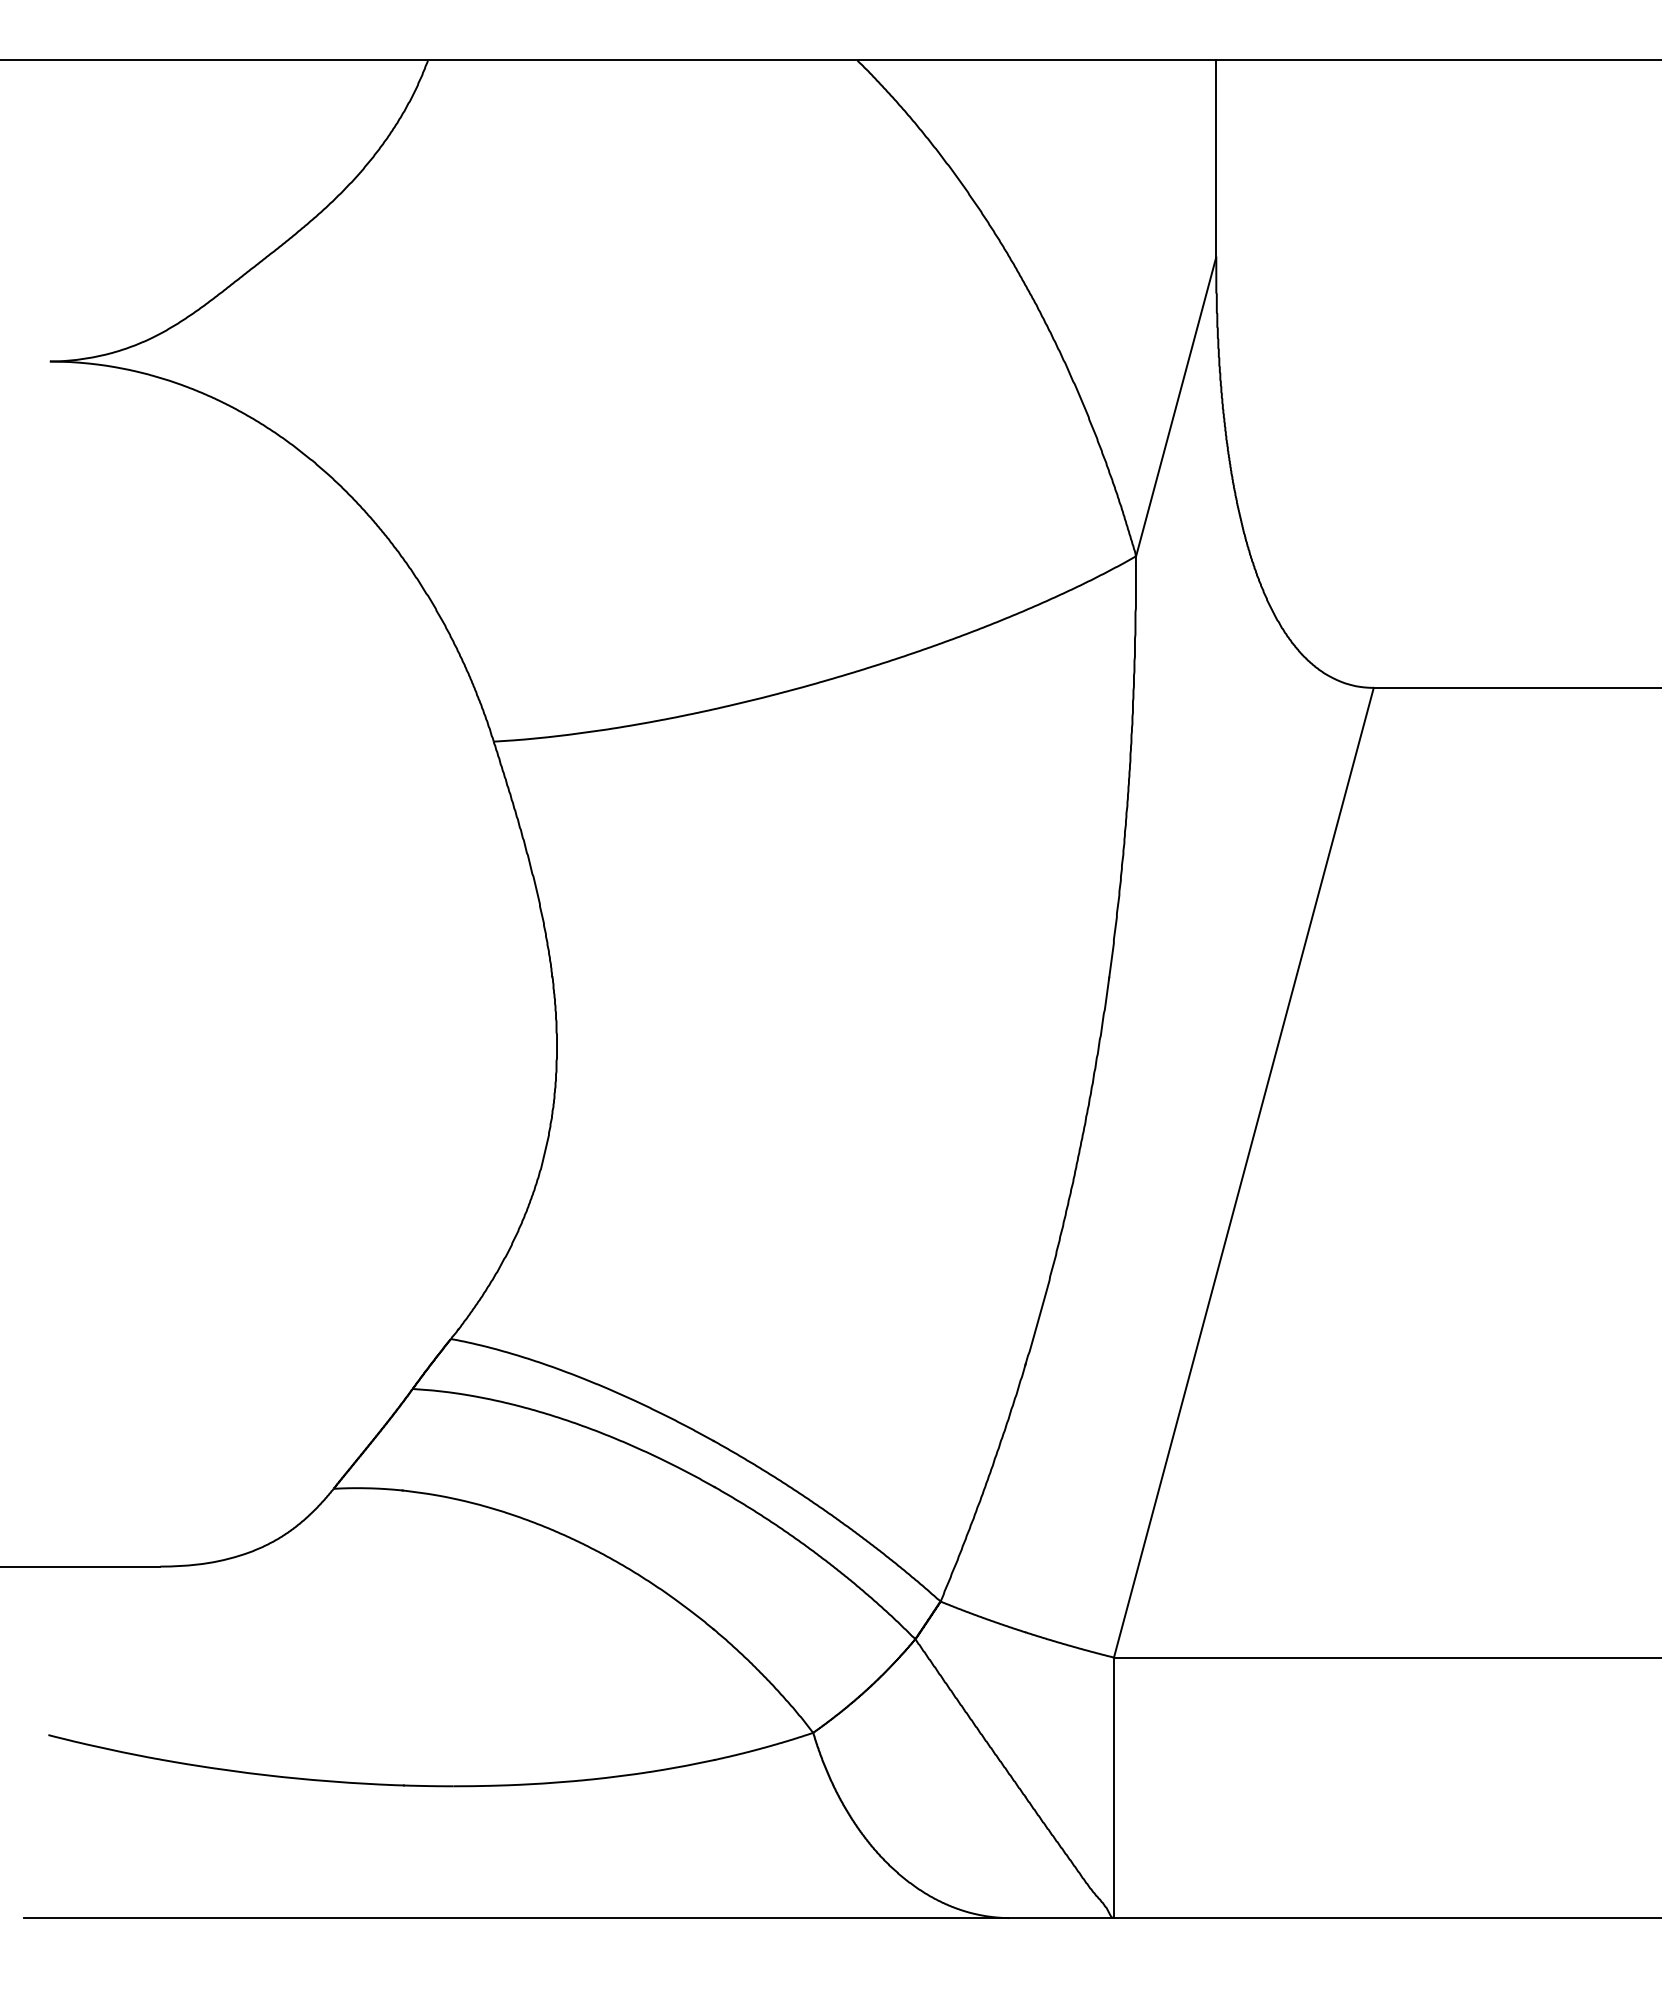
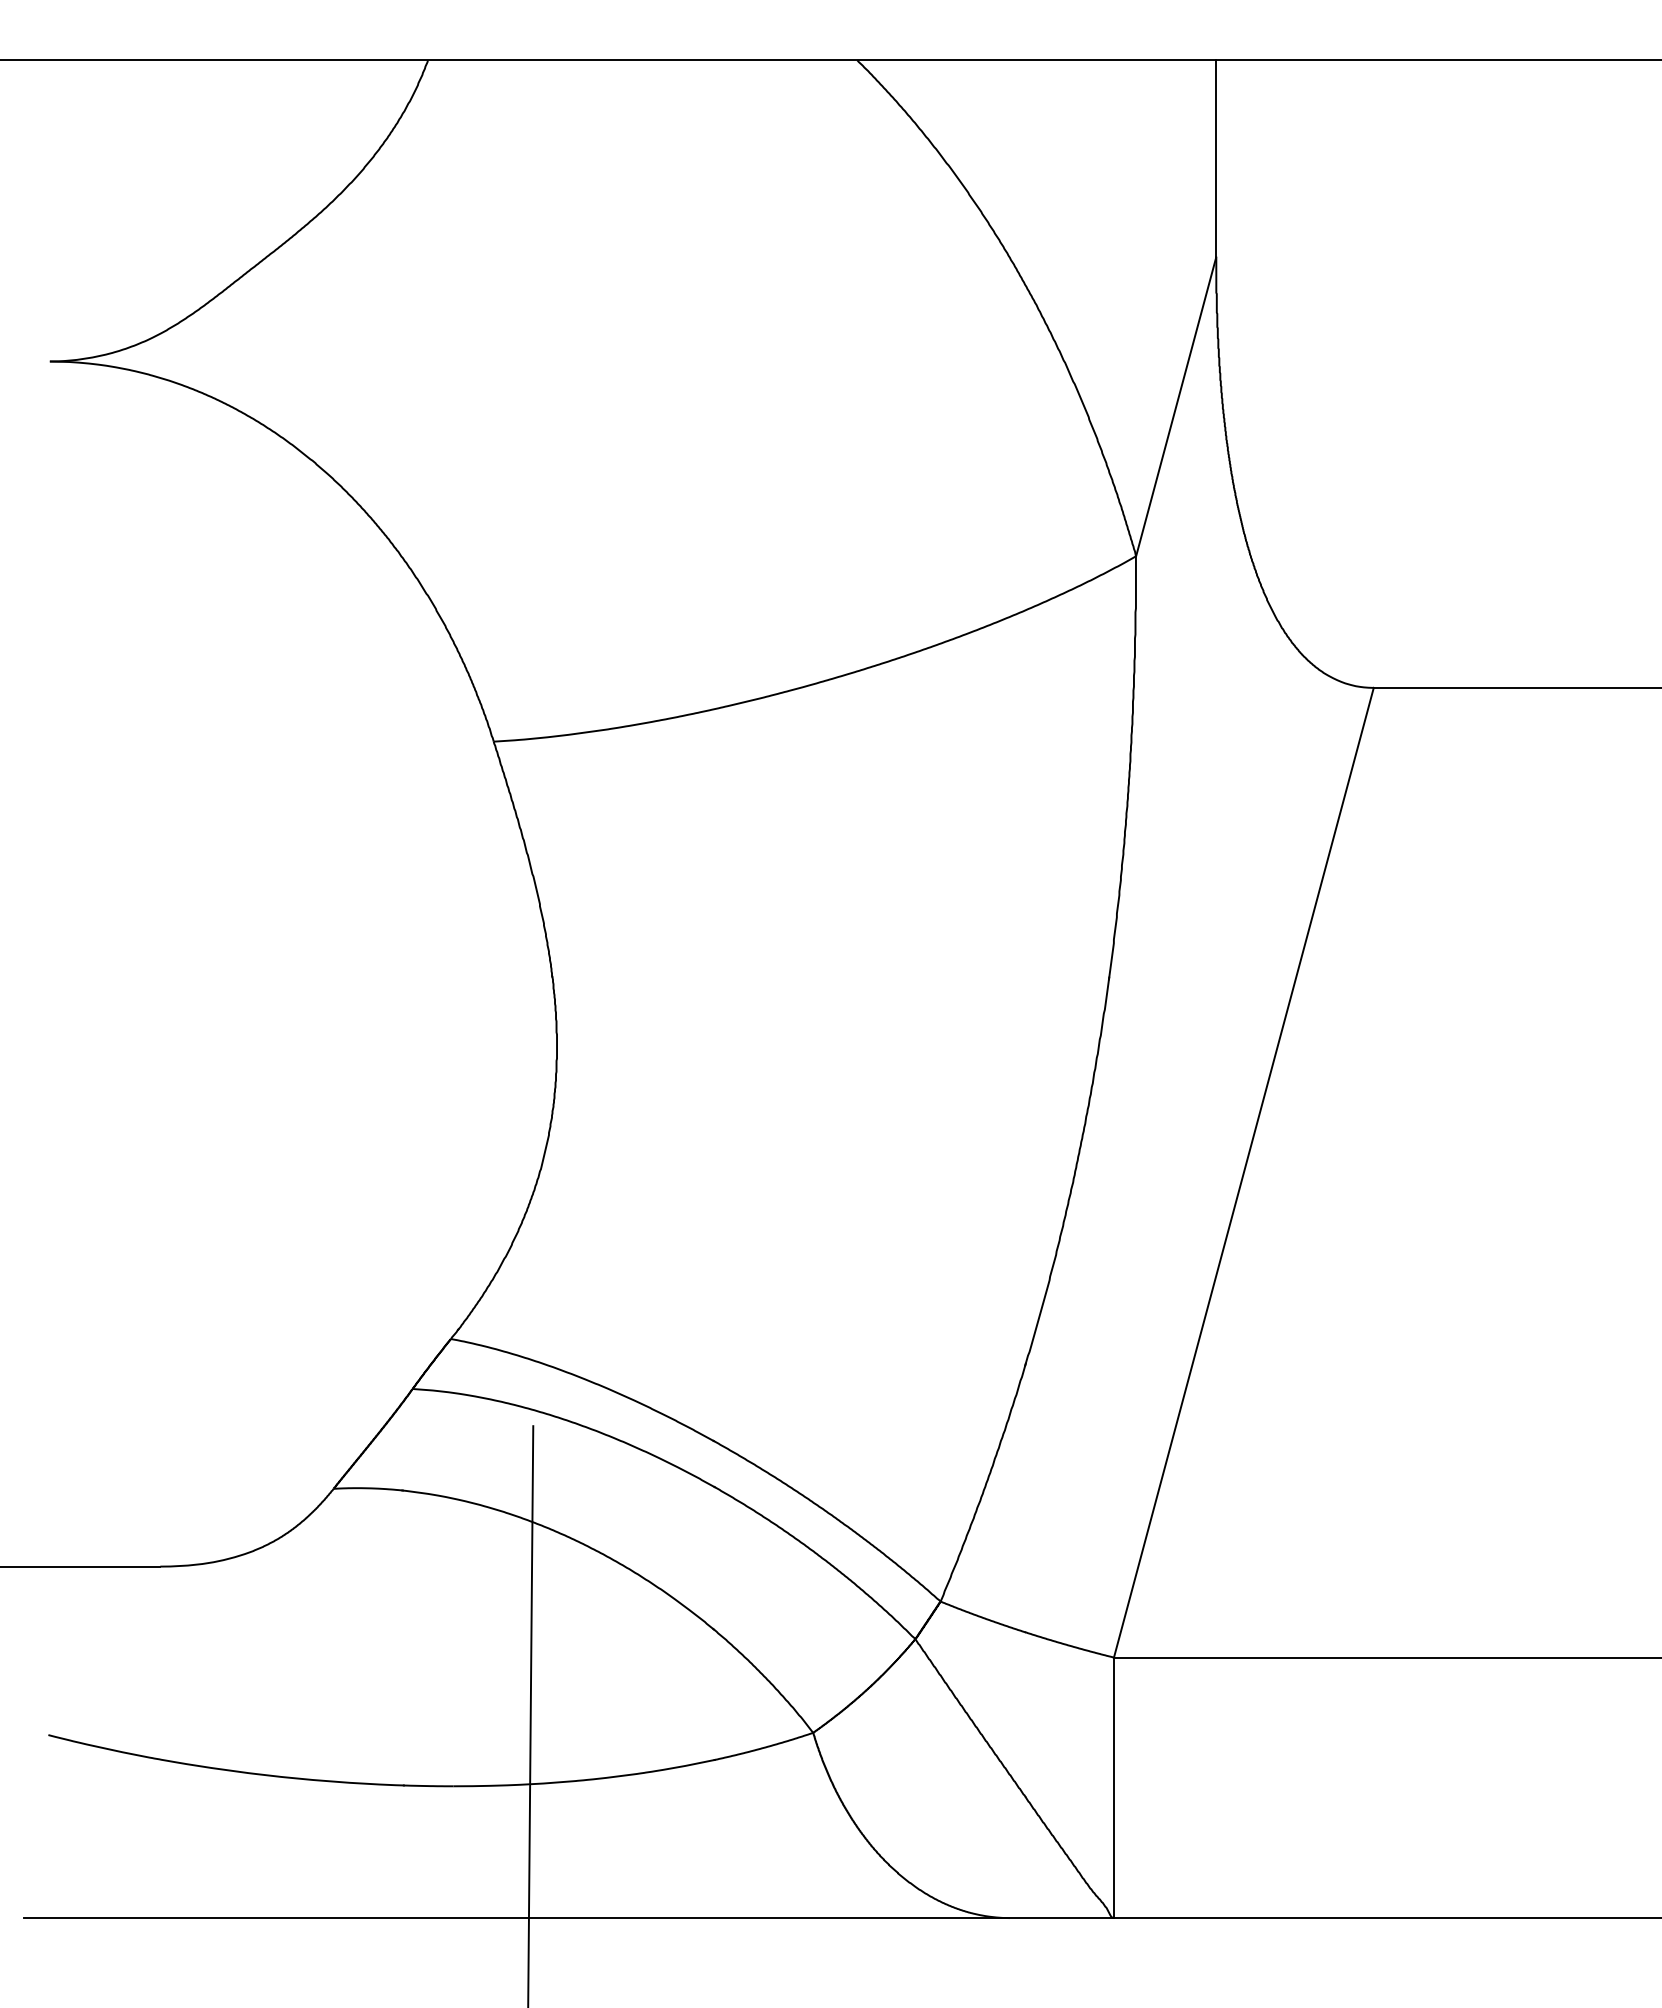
line: none -> present (530, 1715)
